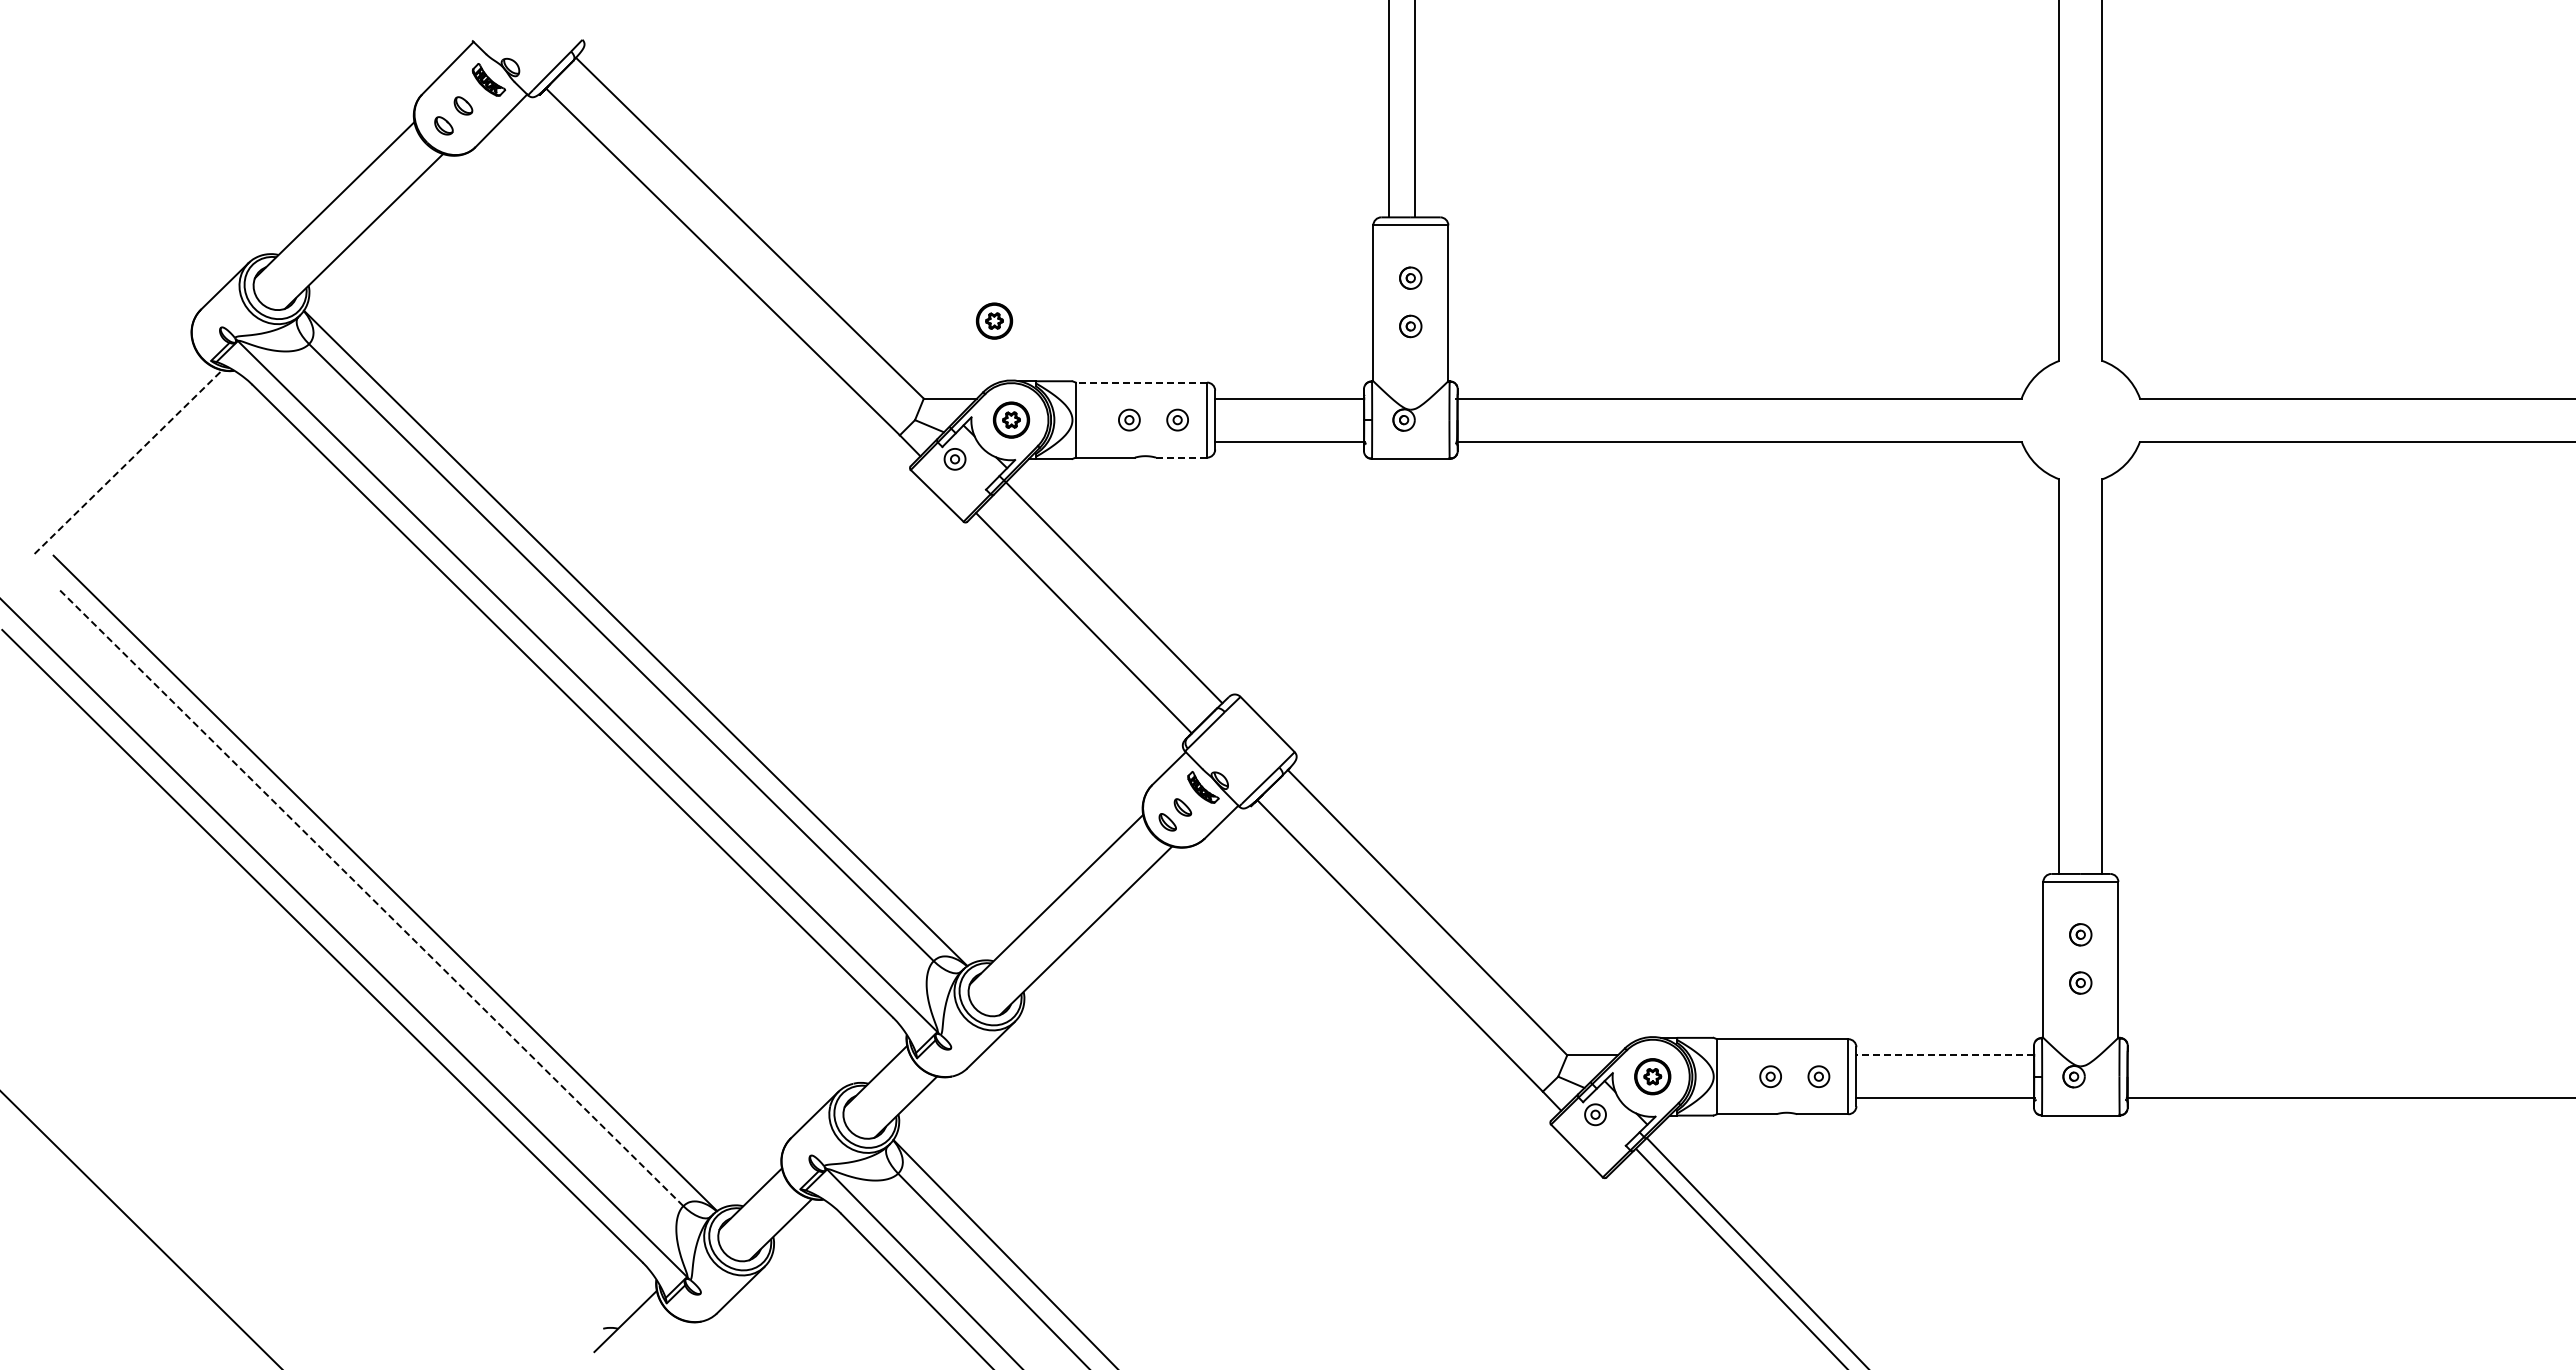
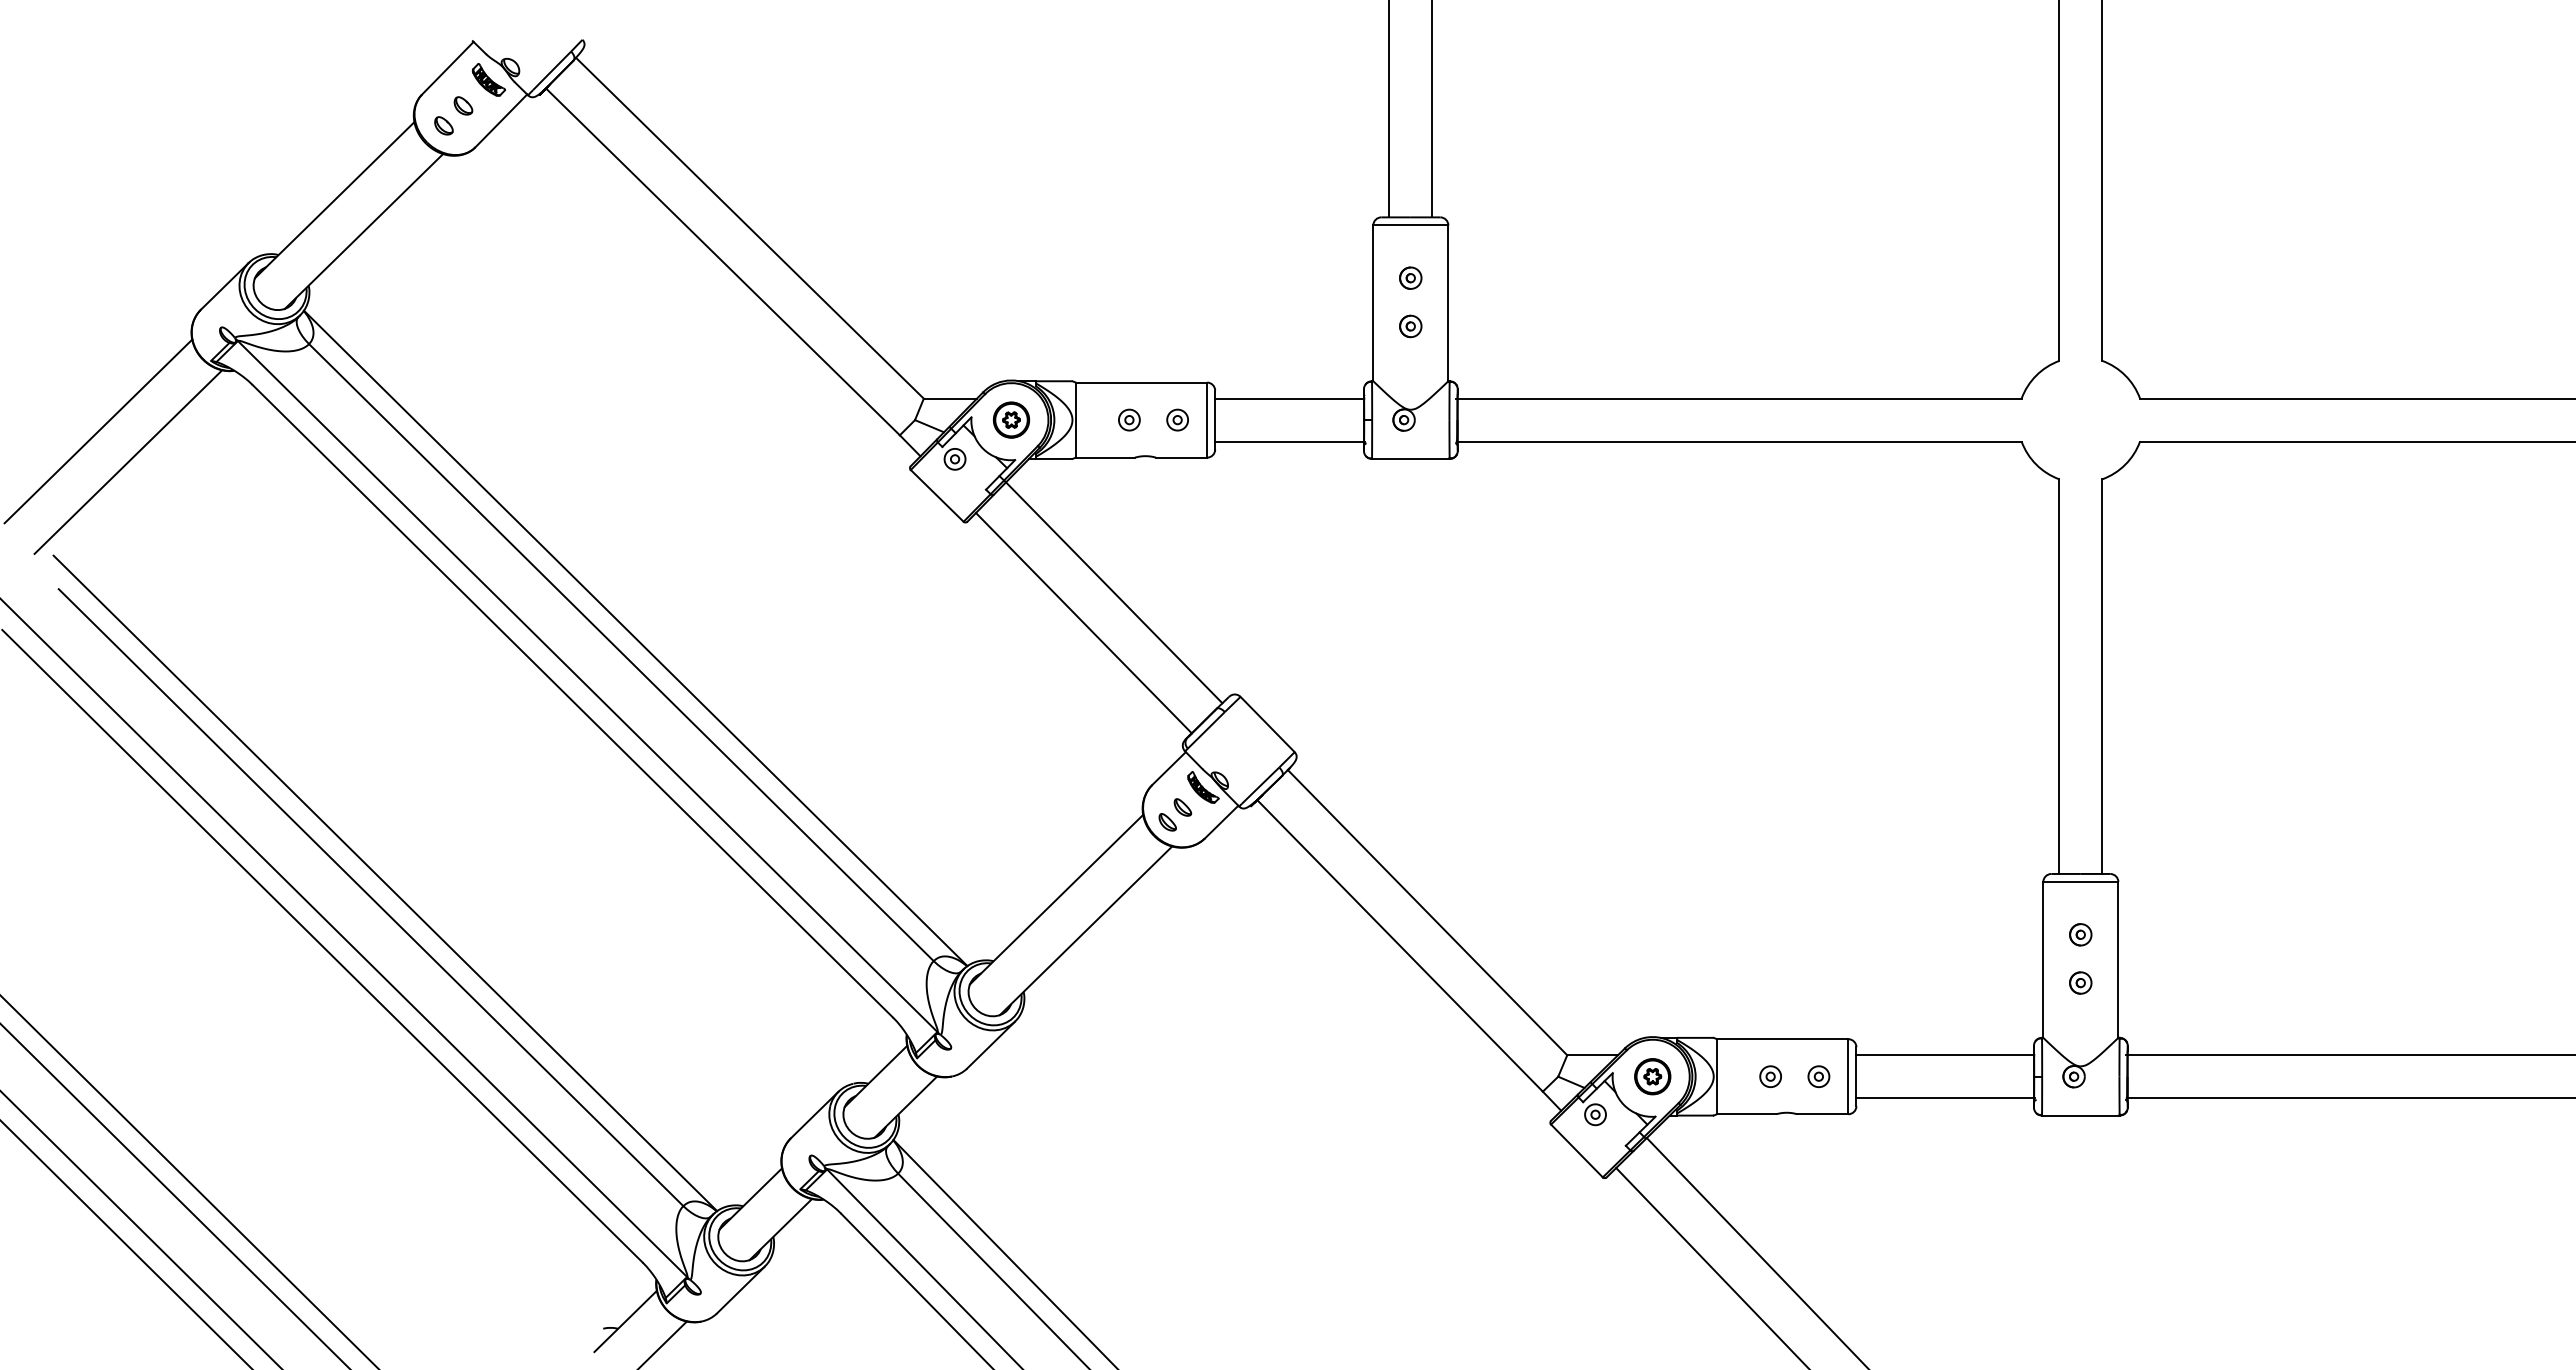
line position: (1415, 109) -> (1432, 109) (1432, 109)
part: present -> none (994, 320)
line: dashed -> solid (1141, 382)
line: none -> present (98, 431)
line: dashed -> solid (1181, 457)
line: dashed -> solid (128, 461)
line: dashed -> solid (371, 897)
line: dashed -> solid (1945, 1055)
line: none -> present (2349, 1055)
line: none -> present (189, 1181)
line: none -> present (174, 1195)
line: none -> present (125, 1244)
line position: (1740, 1257) -> (1711, 1267) (1711, 1267)
line: none -> present (663, 1343)
